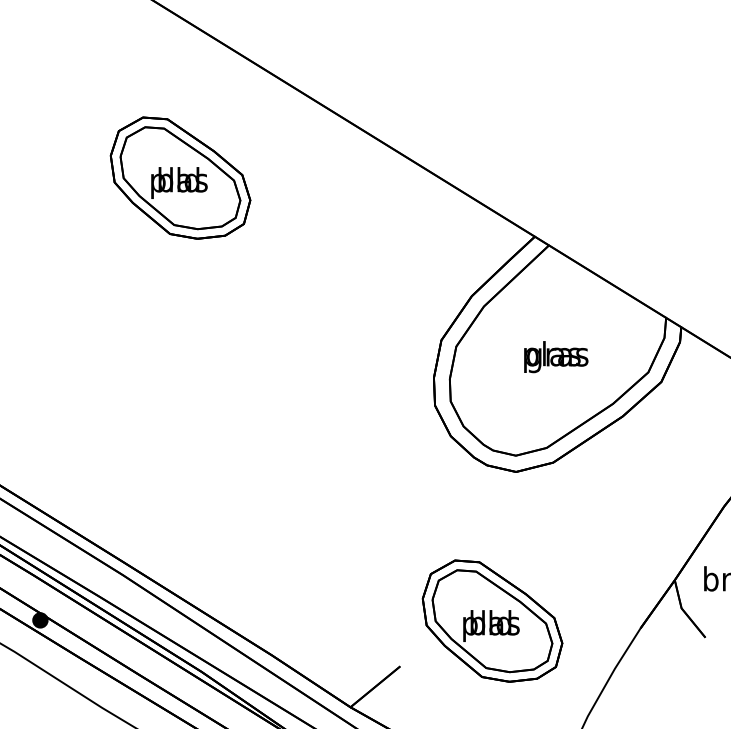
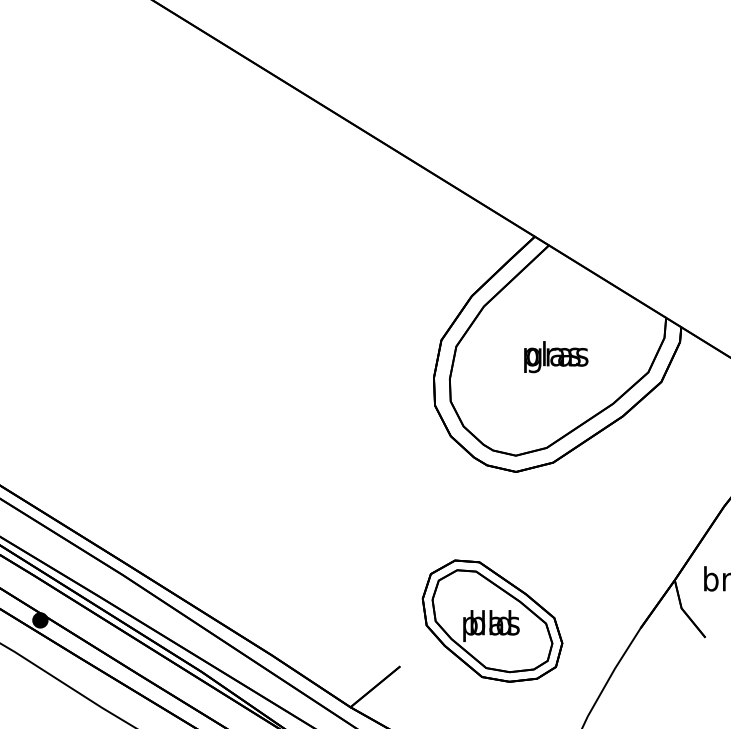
part: present -> none (180, 177)
